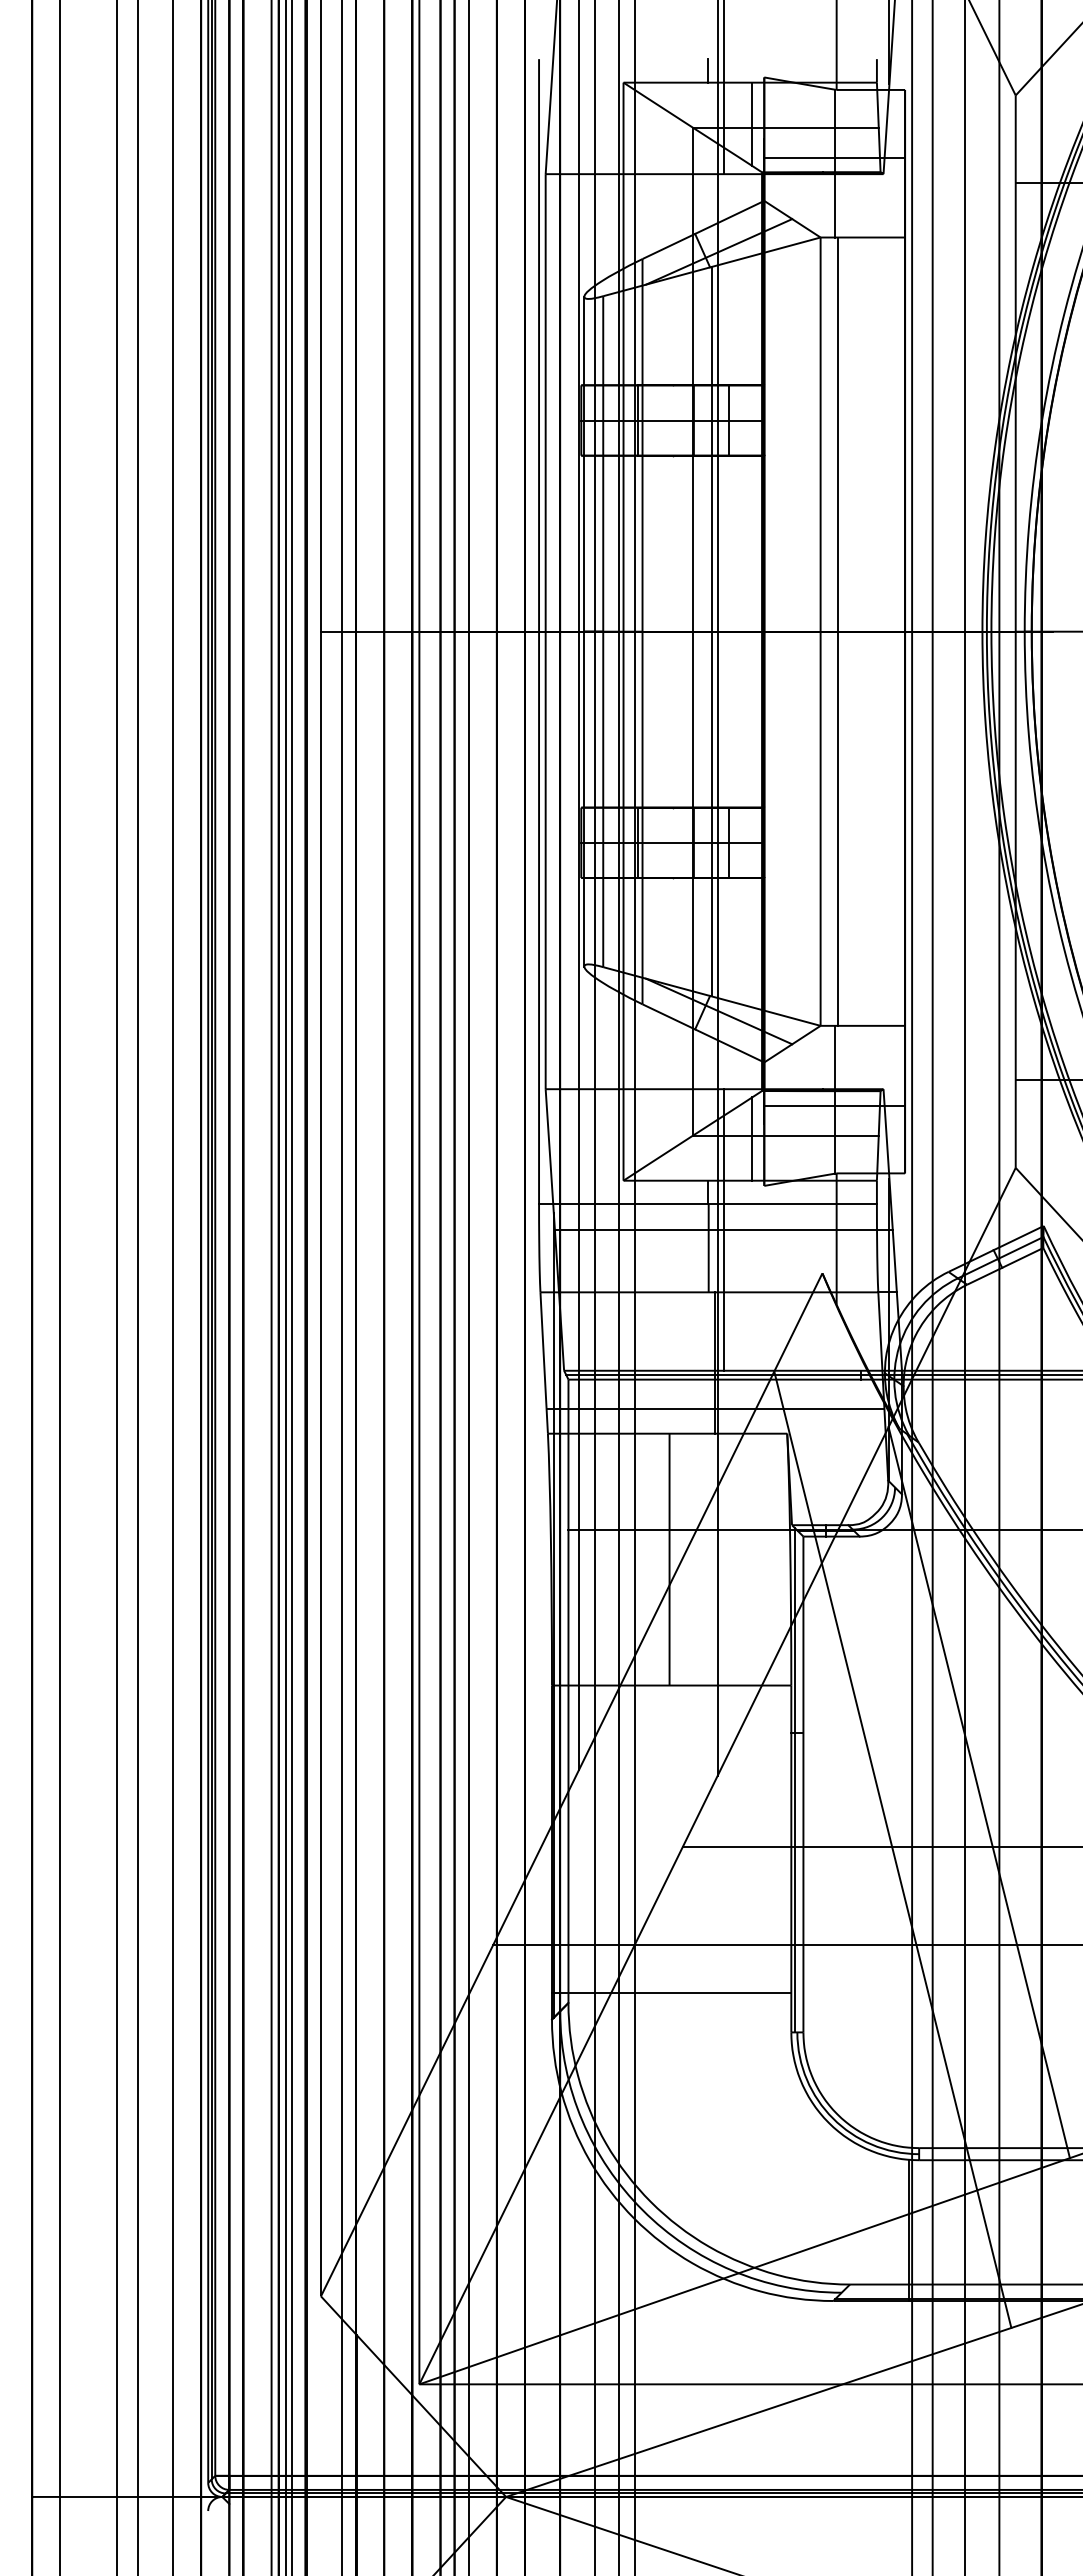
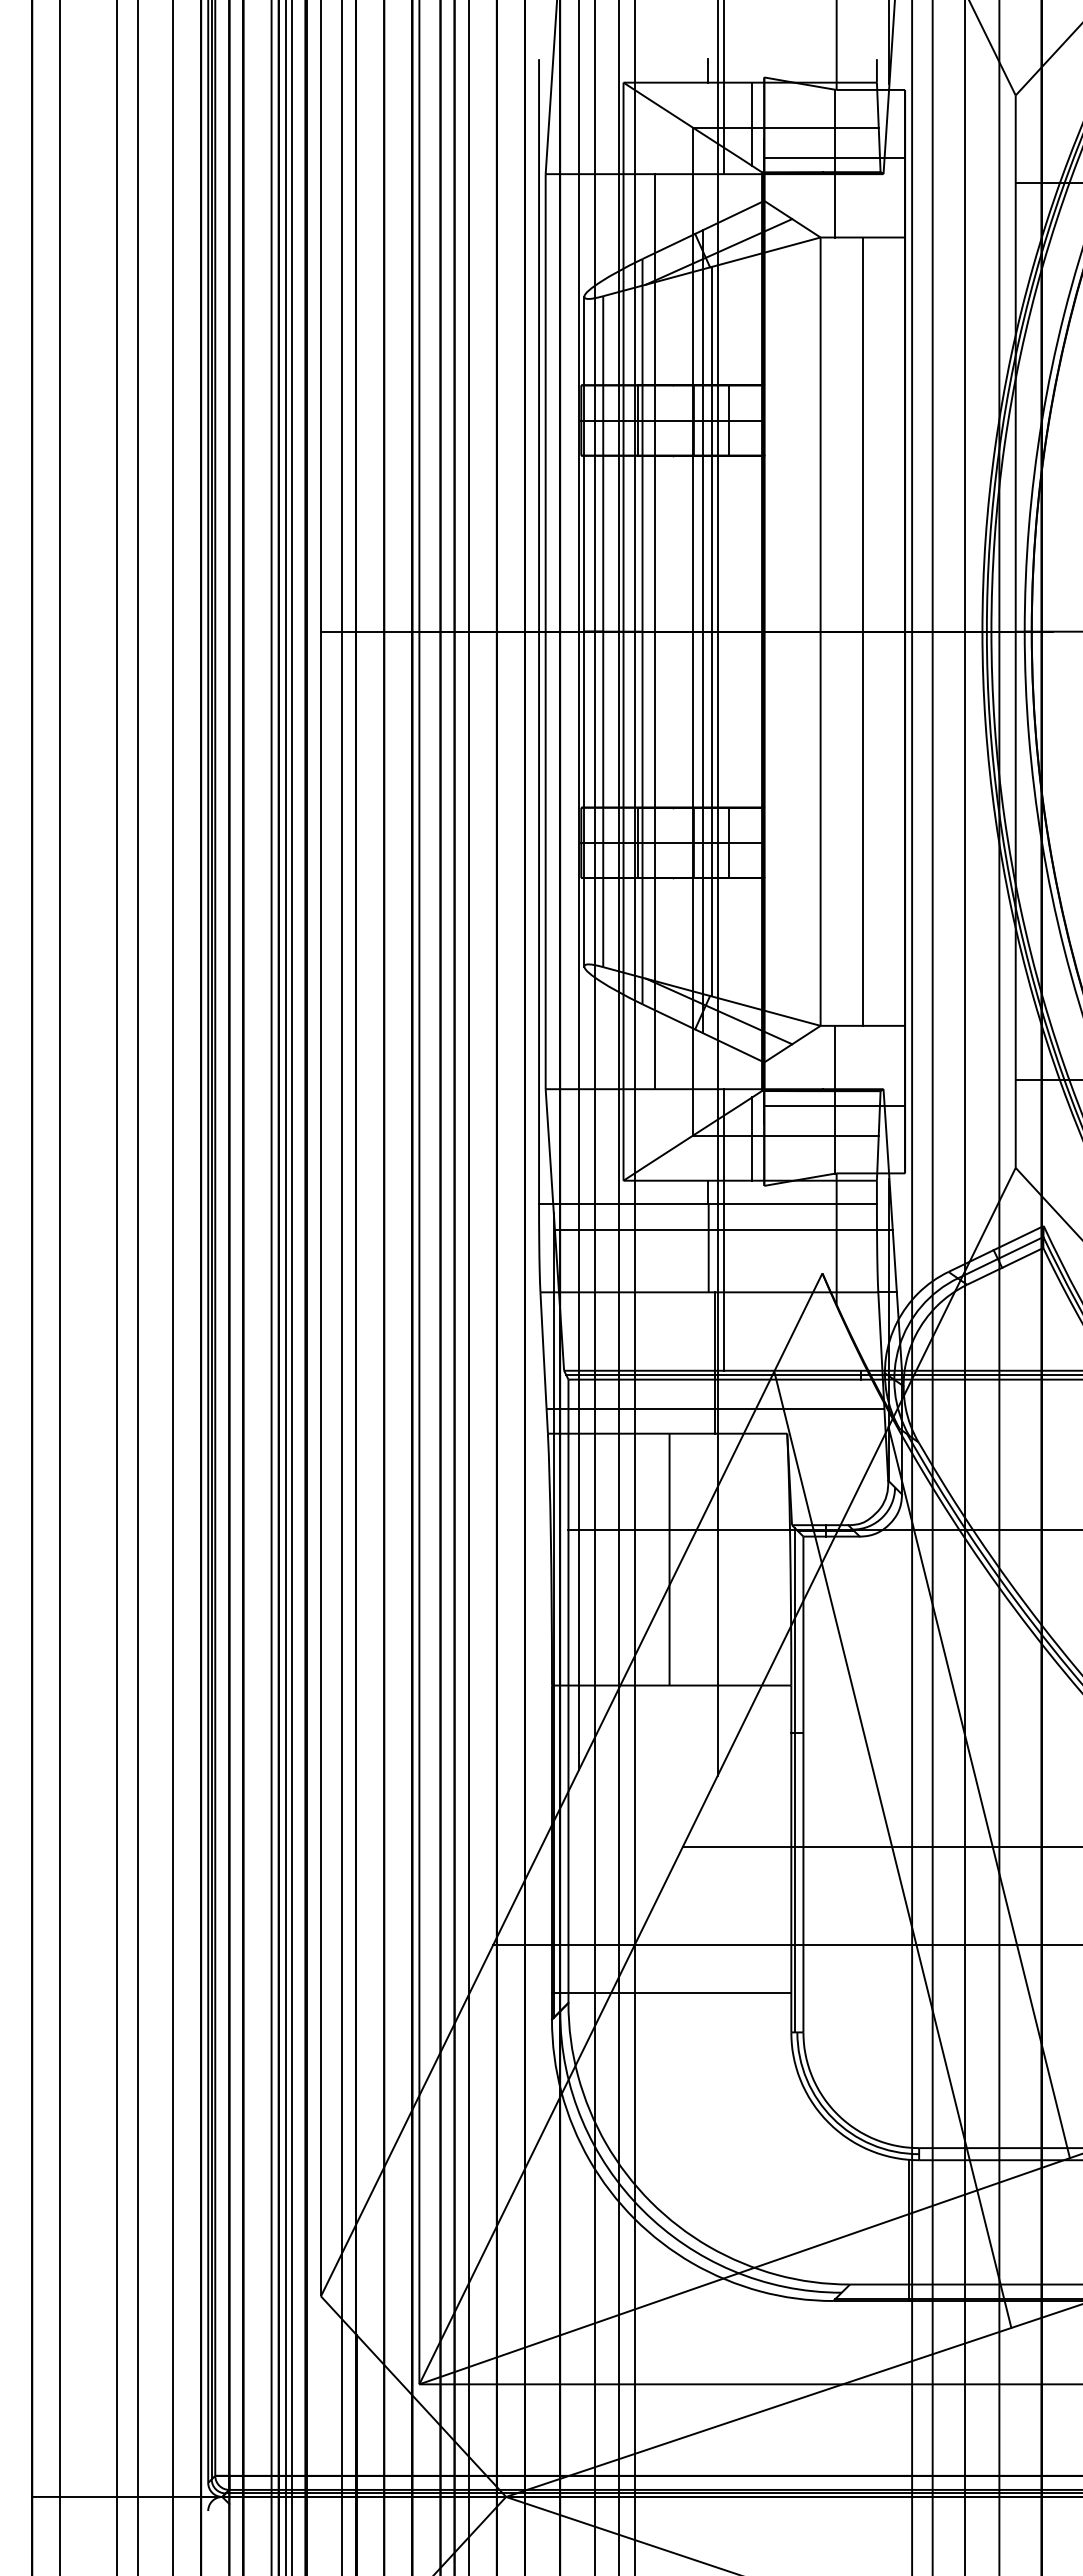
line: none -> present (655, 631)
line: none -> present (703, 631)
line position: (837, 631) -> (862, 631) (862, 631)
